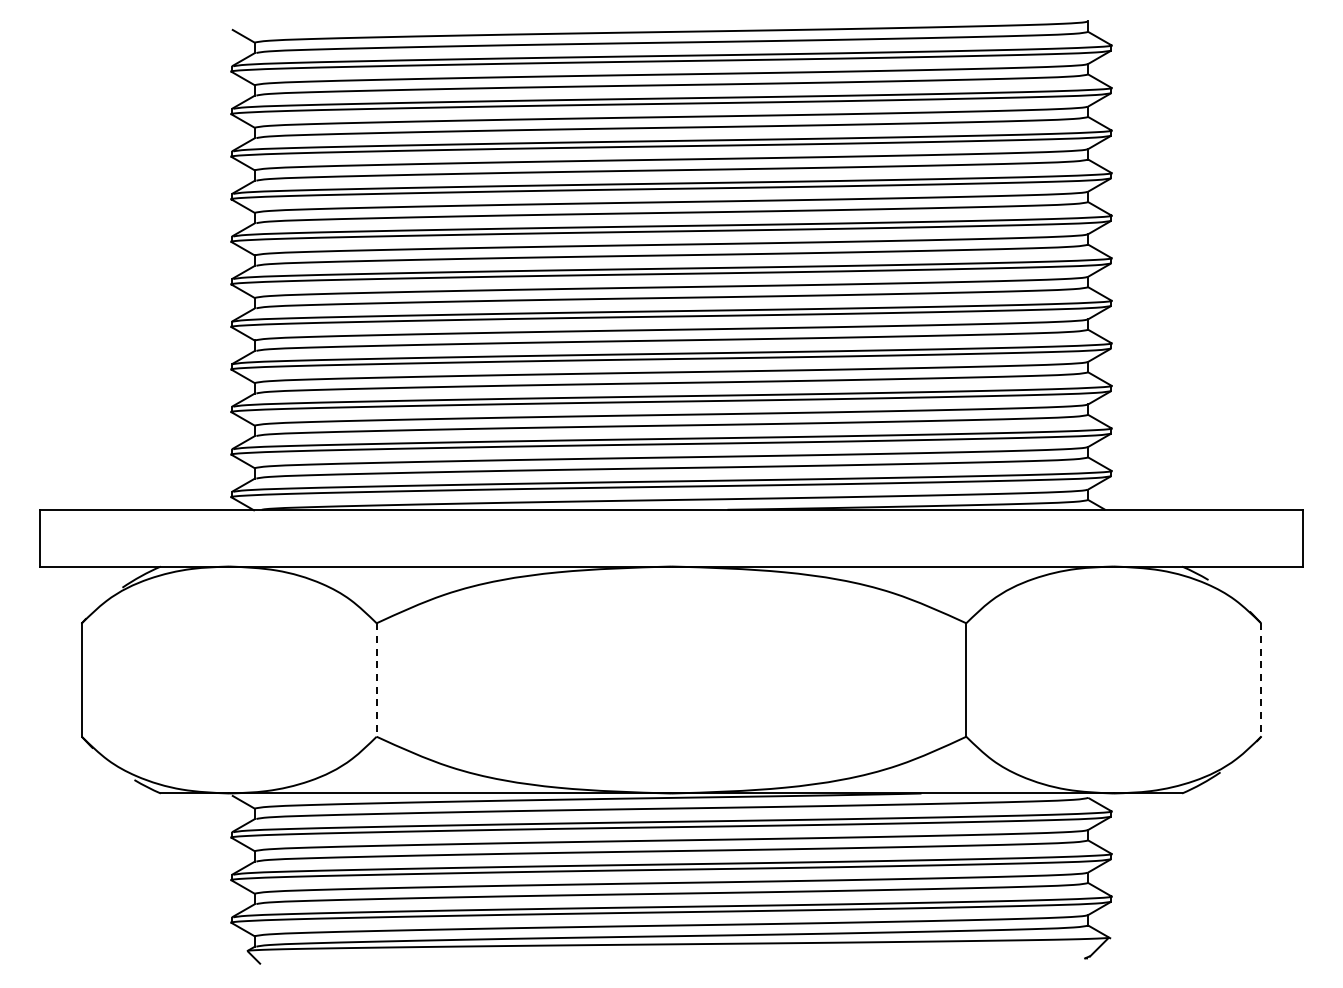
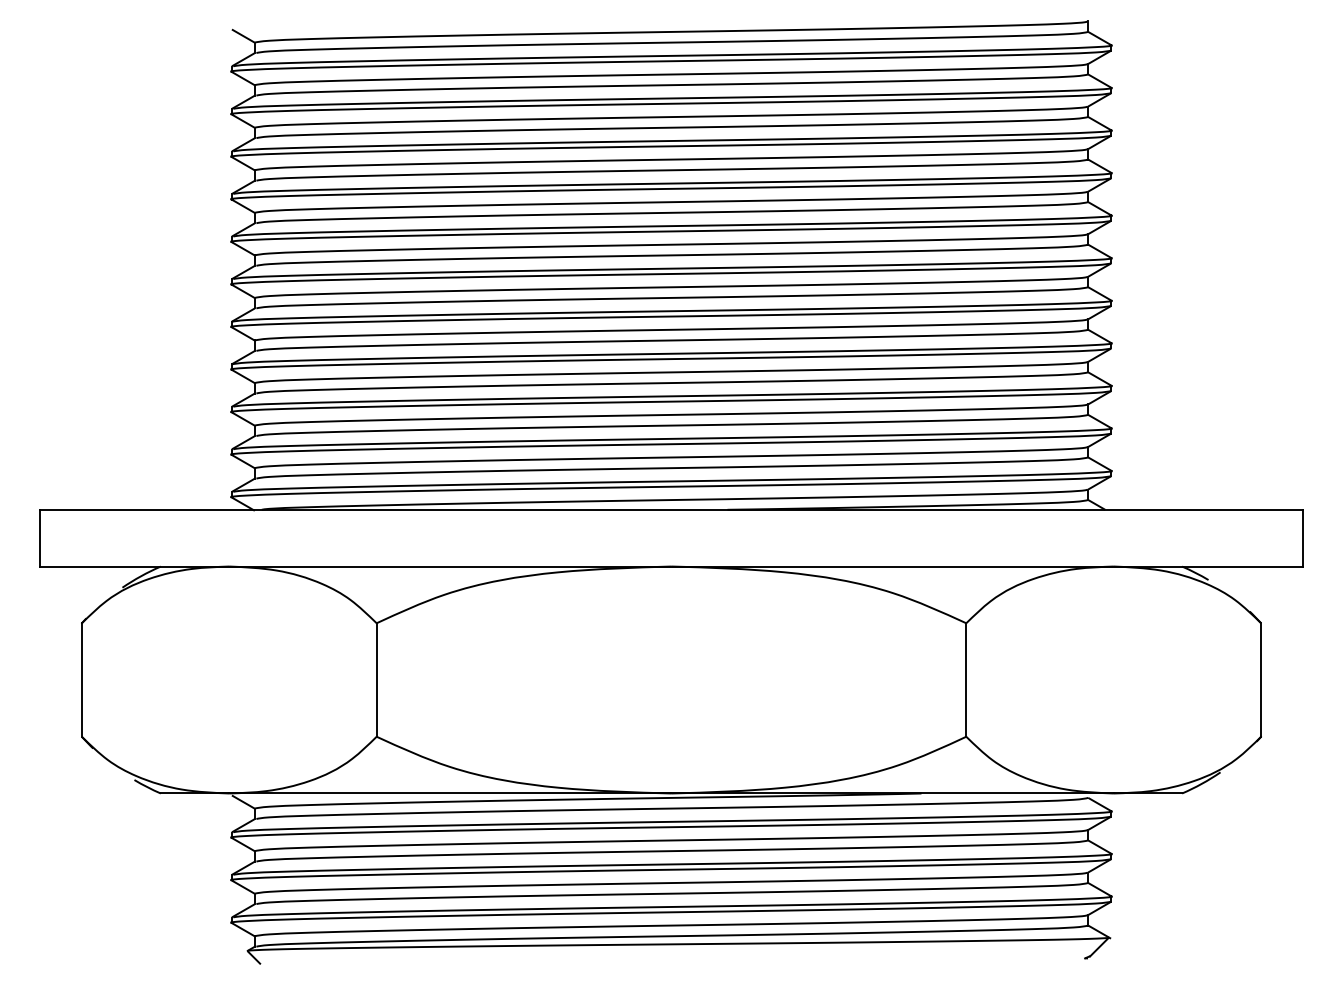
line: dashed -> solid (376, 680)
line: dashed -> solid (1261, 680)
